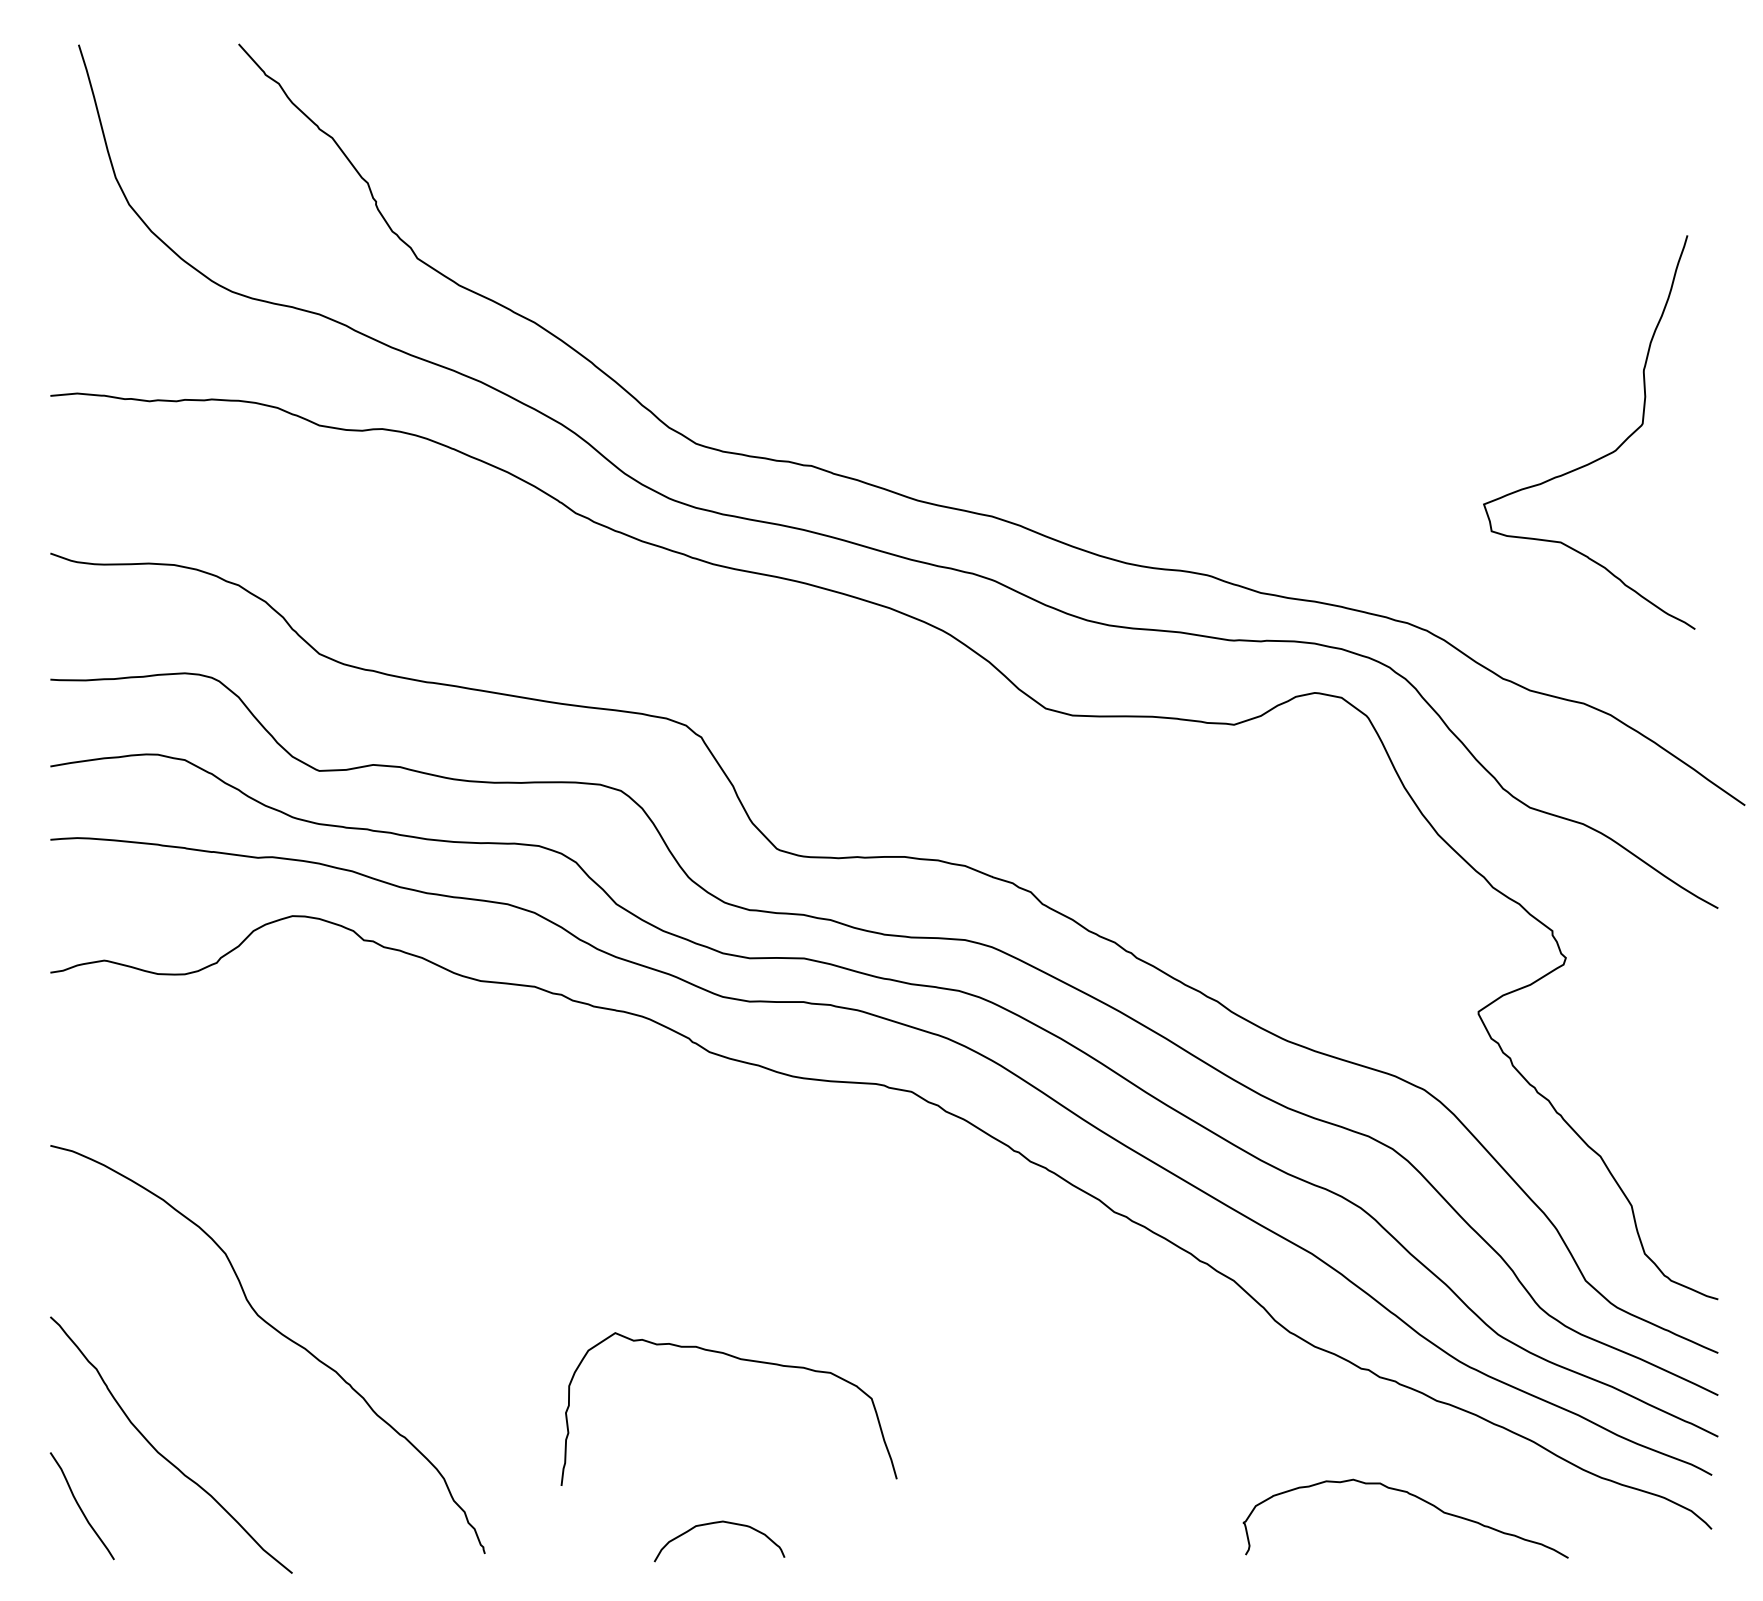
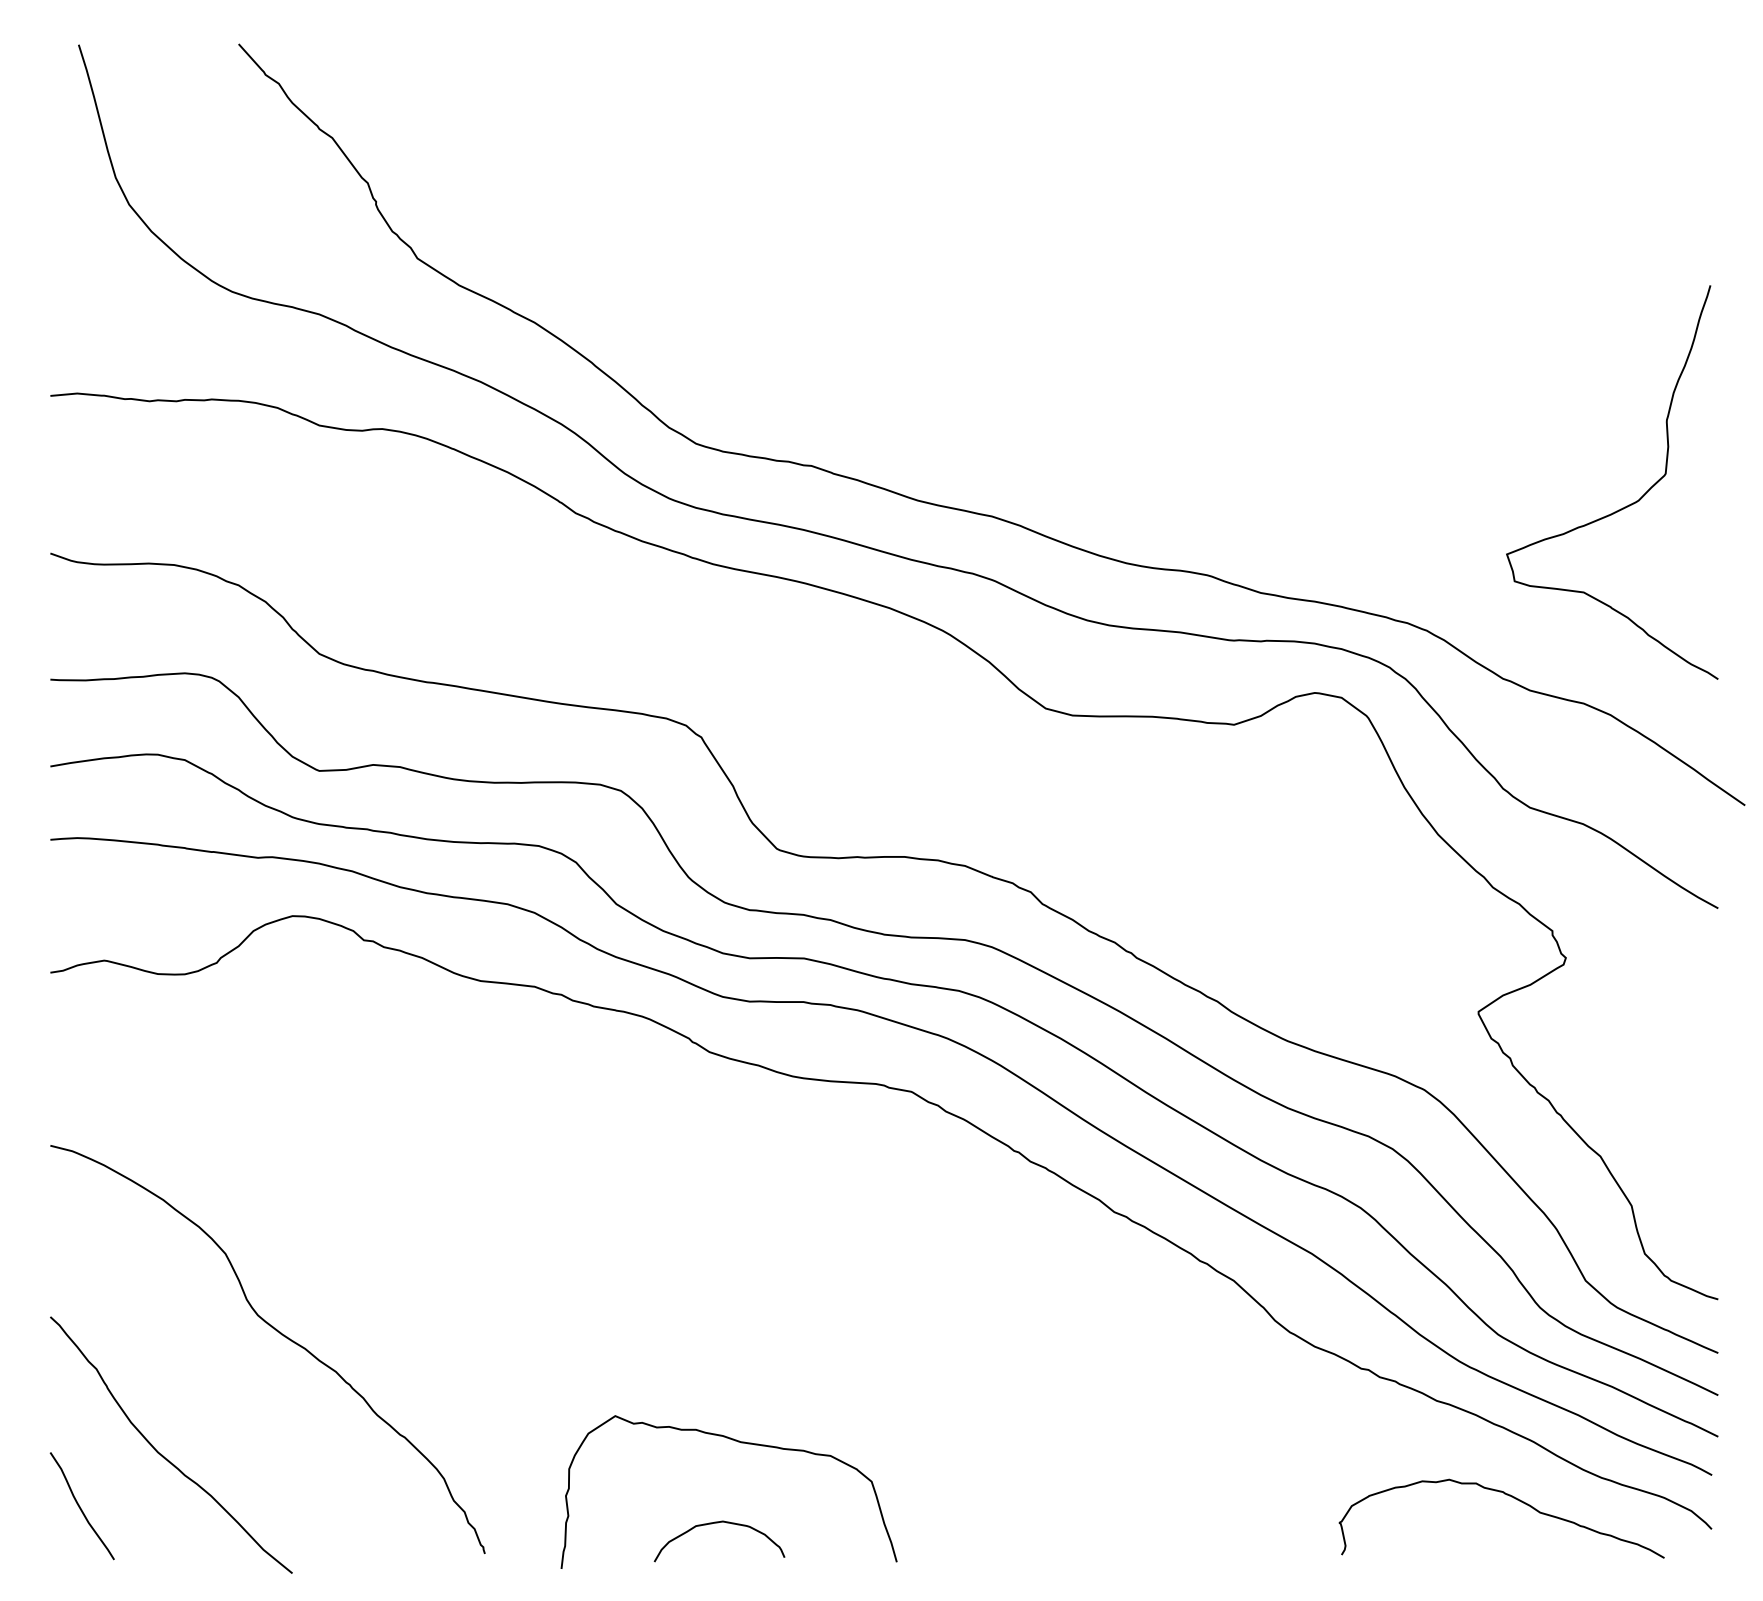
curve position: (1601, 456) -> (1624, 506) (1624, 506)
curve position: (741, 1360) -> (741, 1443) (741, 1443)
curve position: (1415, 1497) -> (1511, 1497) (1511, 1497)
